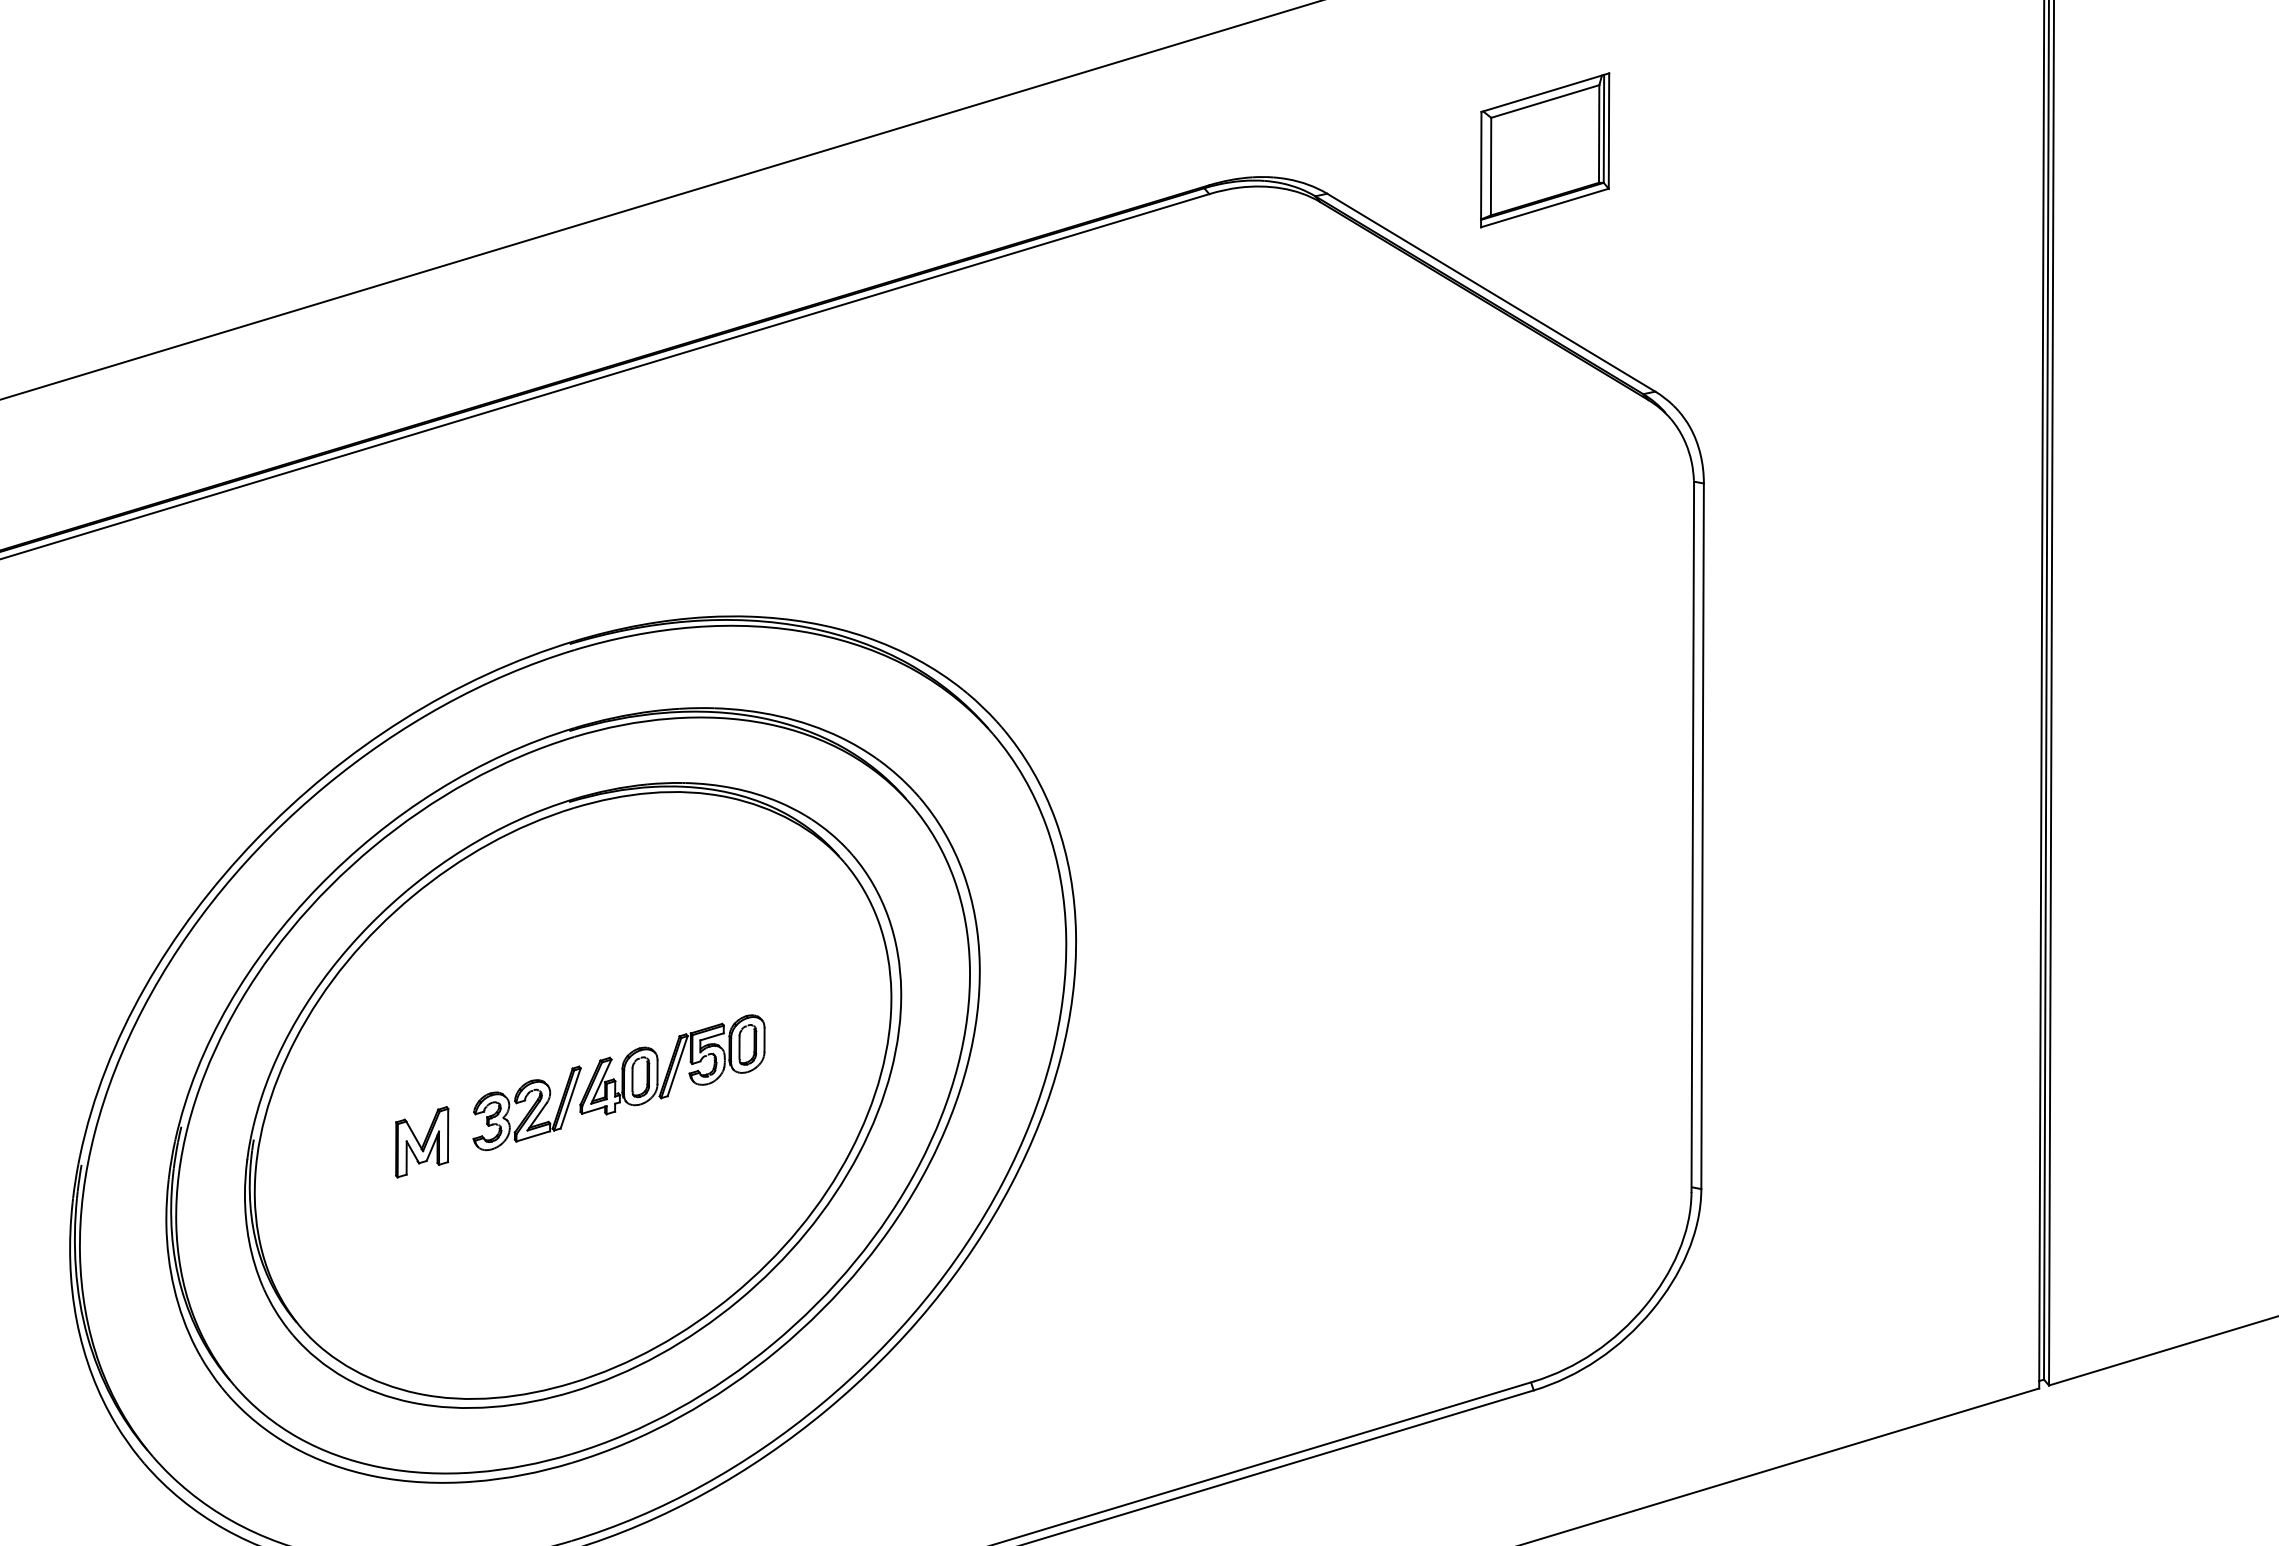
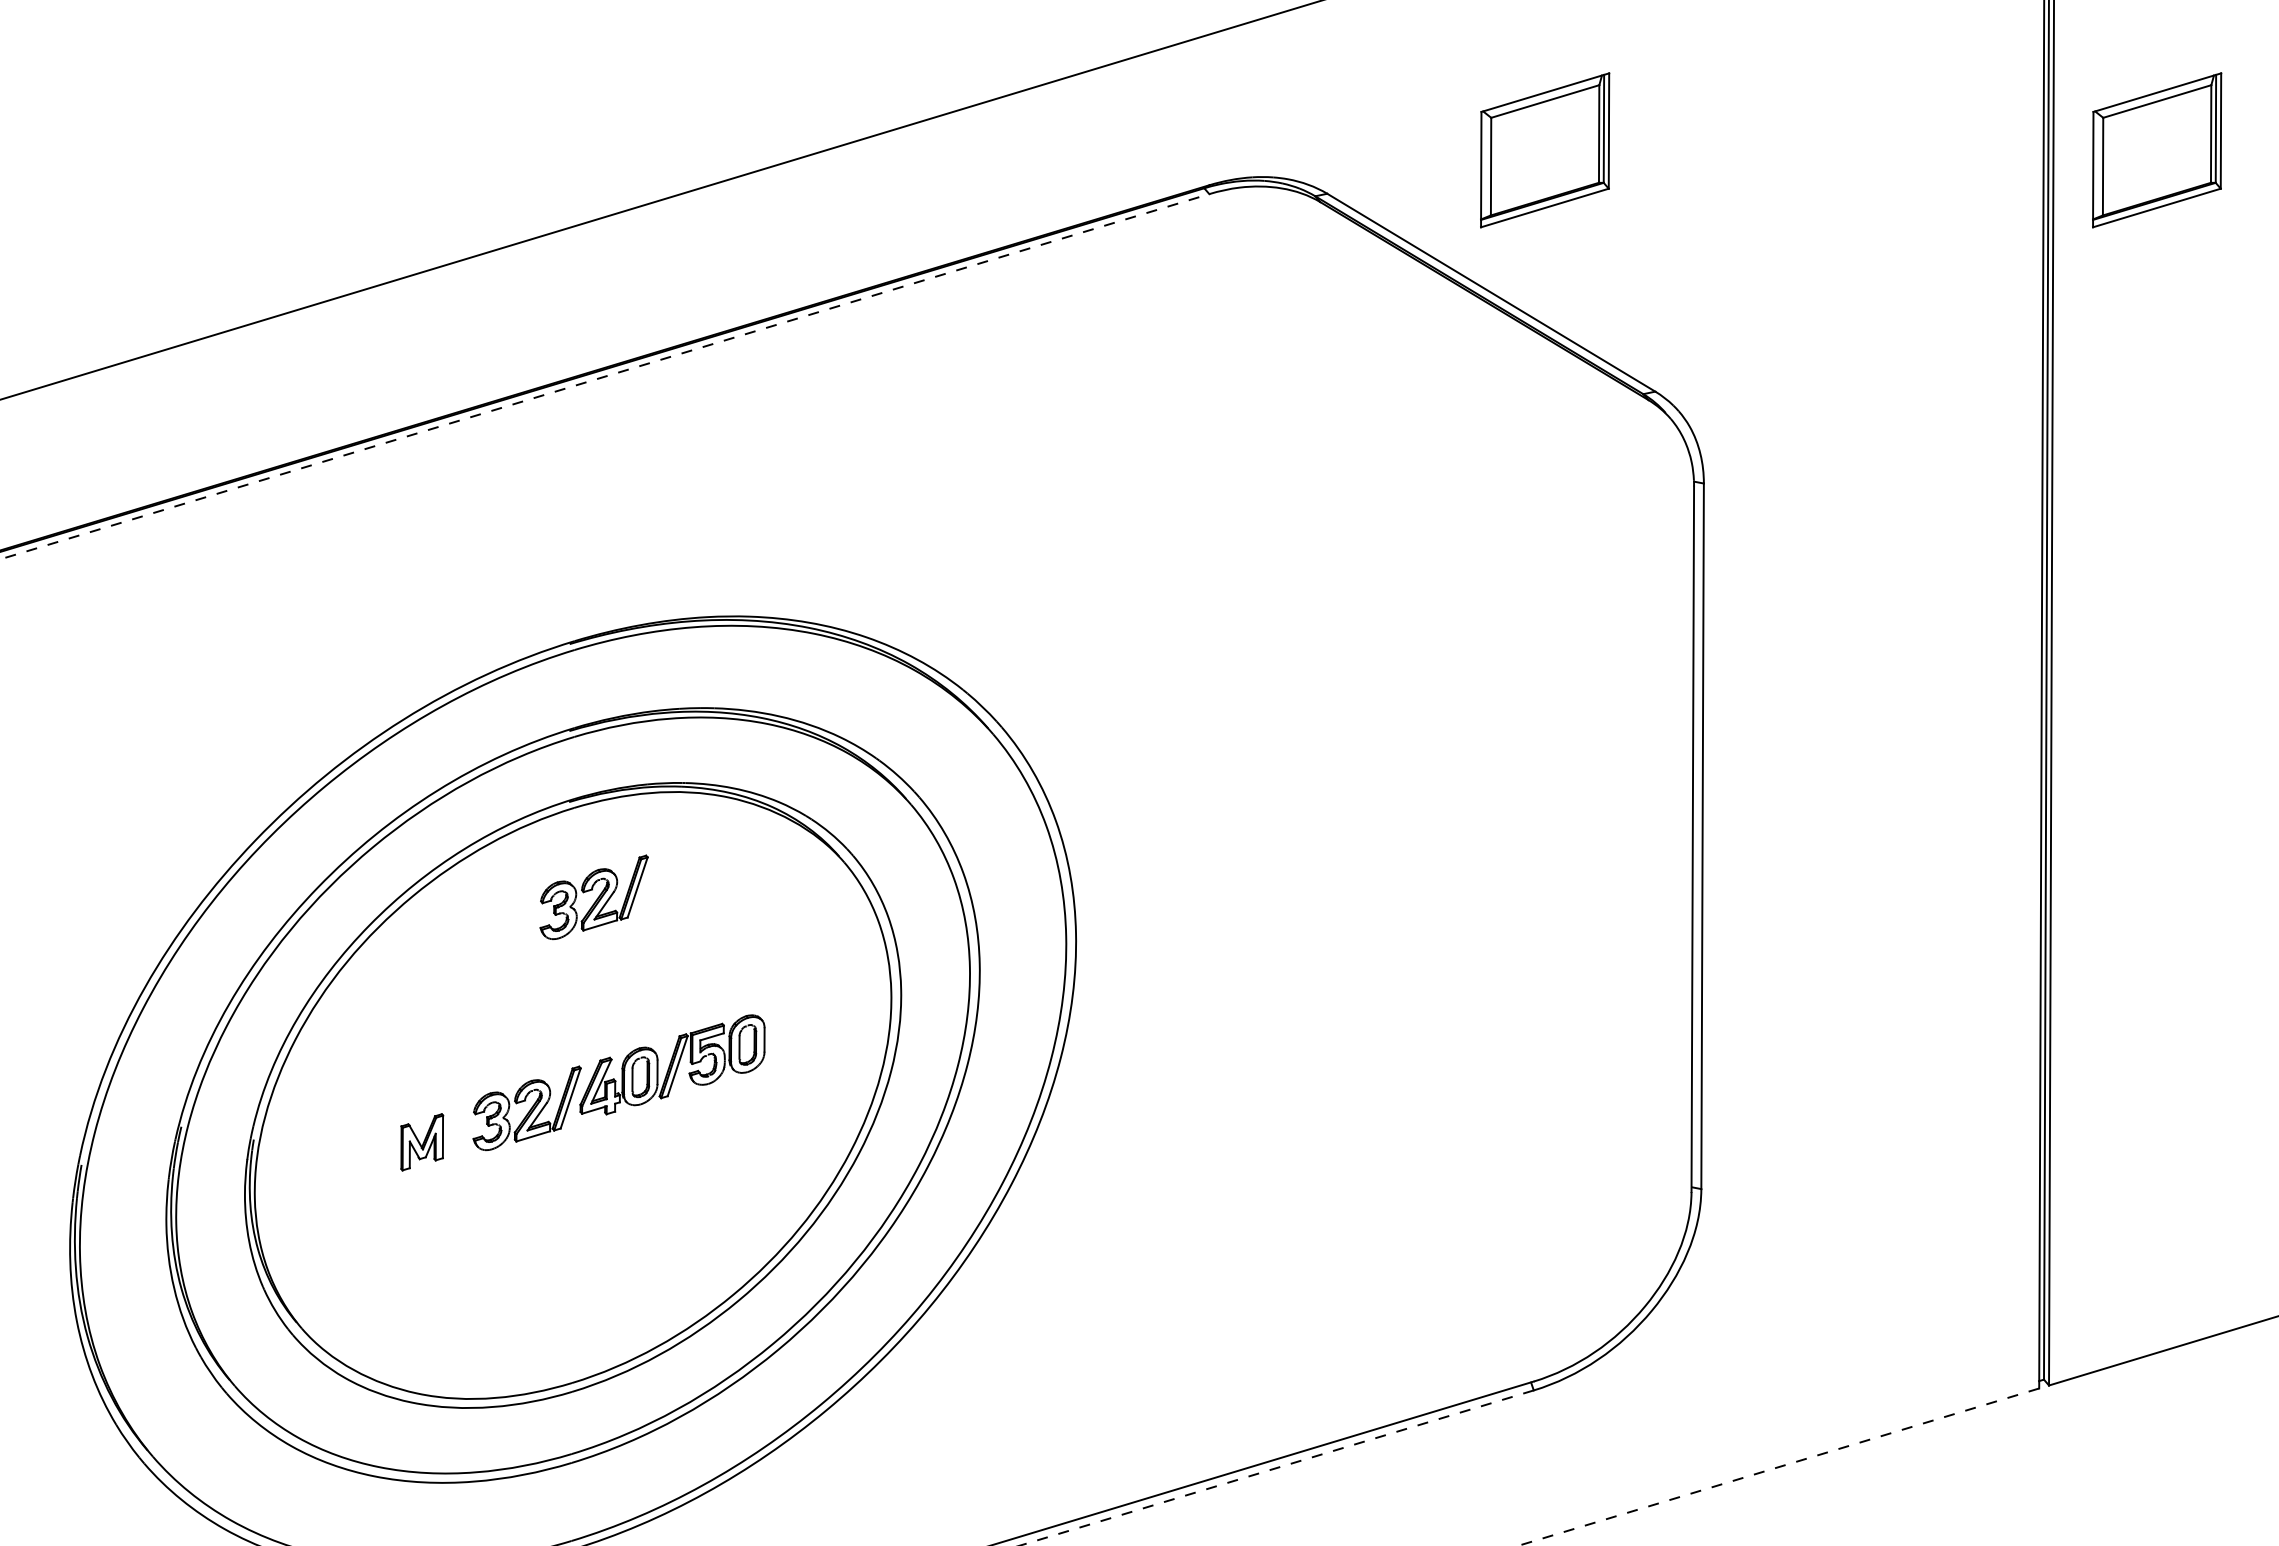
part: none -> present (2157, 150)
line: solid -> dashed (605, 376)
part: none -> present (593, 897)
part size: 55x73 px -> 45x59 px (422, 1142)
line: solid -> dashed (1778, 1467)
line: solid -> dashed (1276, 1468)
